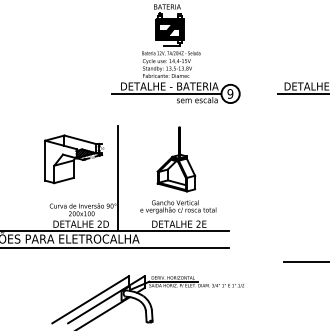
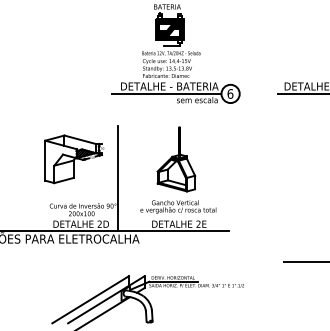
text: 9 -> 6 (230, 93)
line: present -> none (115, 248)
